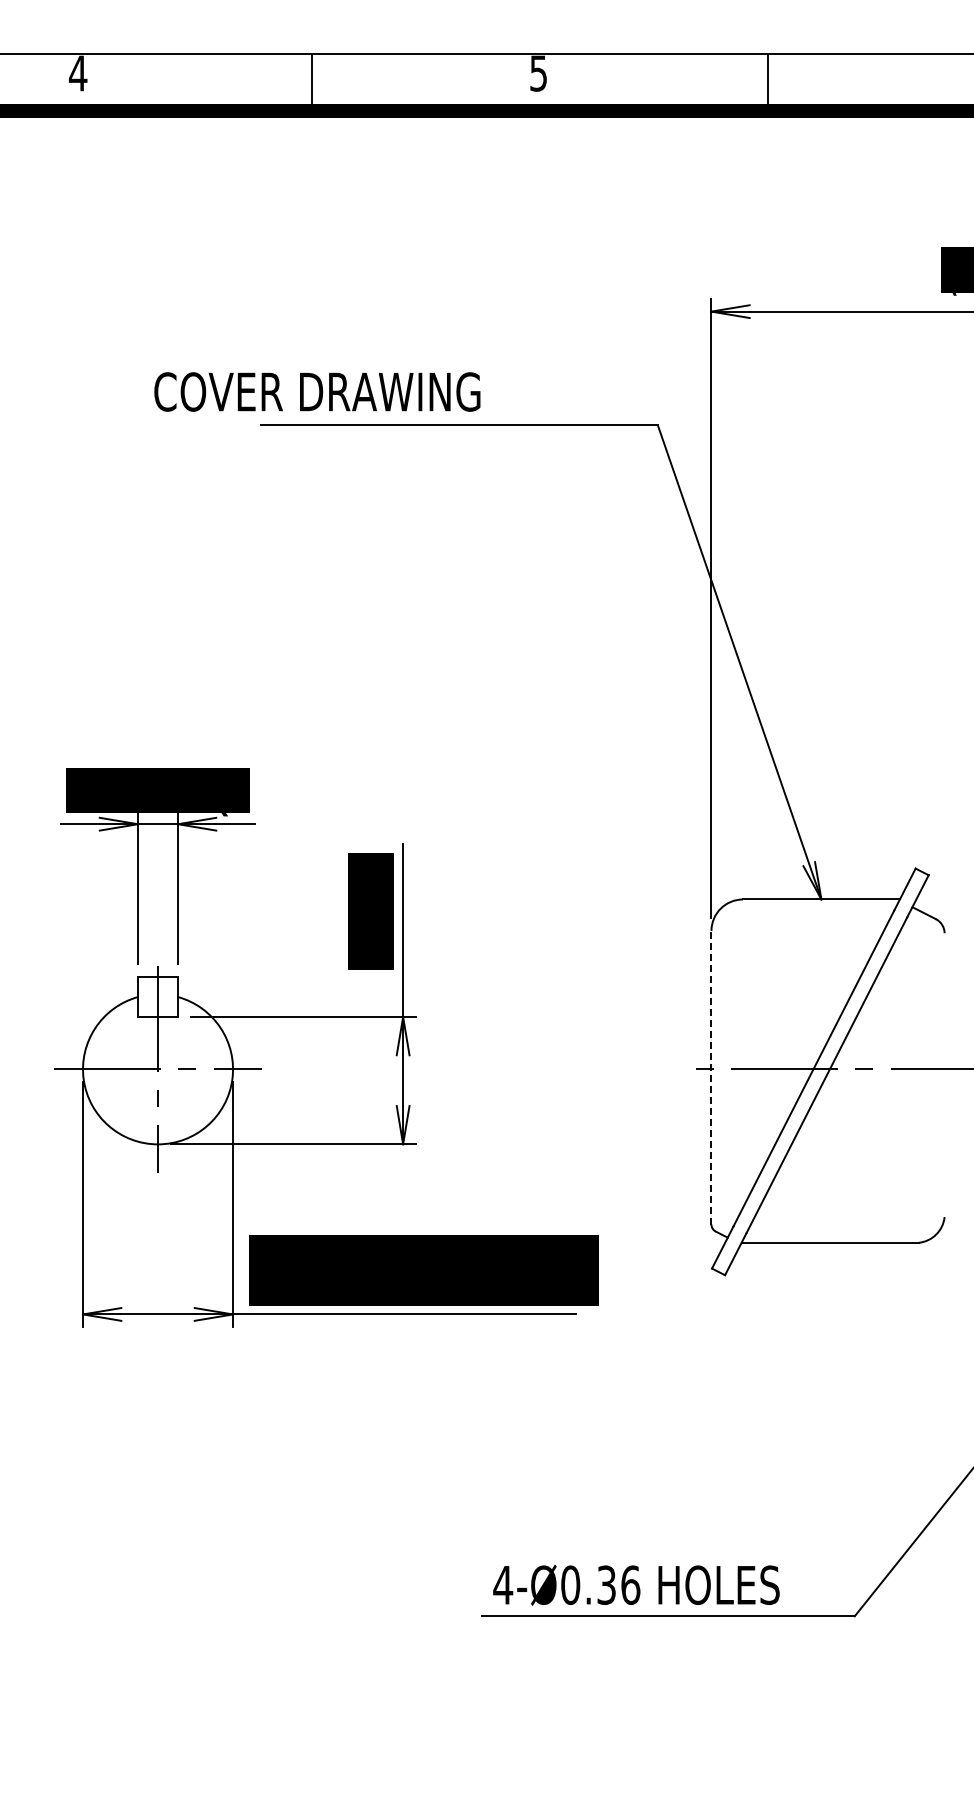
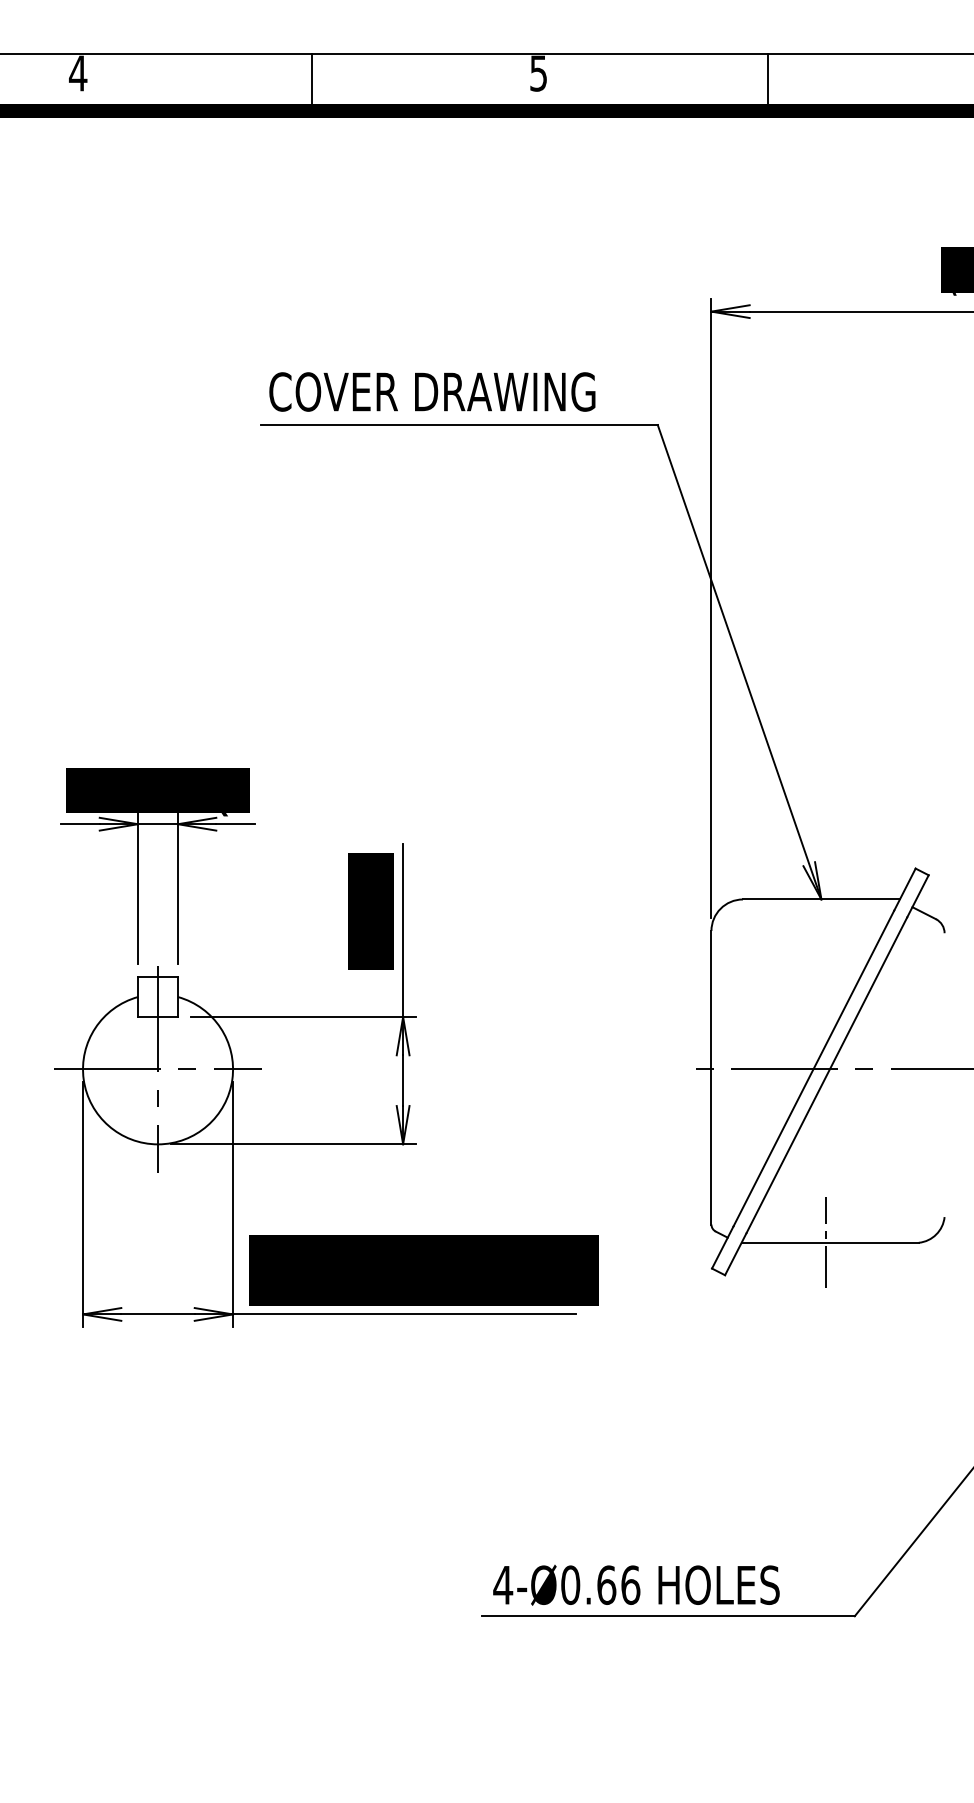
text position: (317, 391) -> (432, 391) (432, 391)
line: dashed -> solid (711, 1077)
line: none -> present (826, 1242)
text: 4-Ø0.36 -> 4-Ø0.66 (606, 1584)
